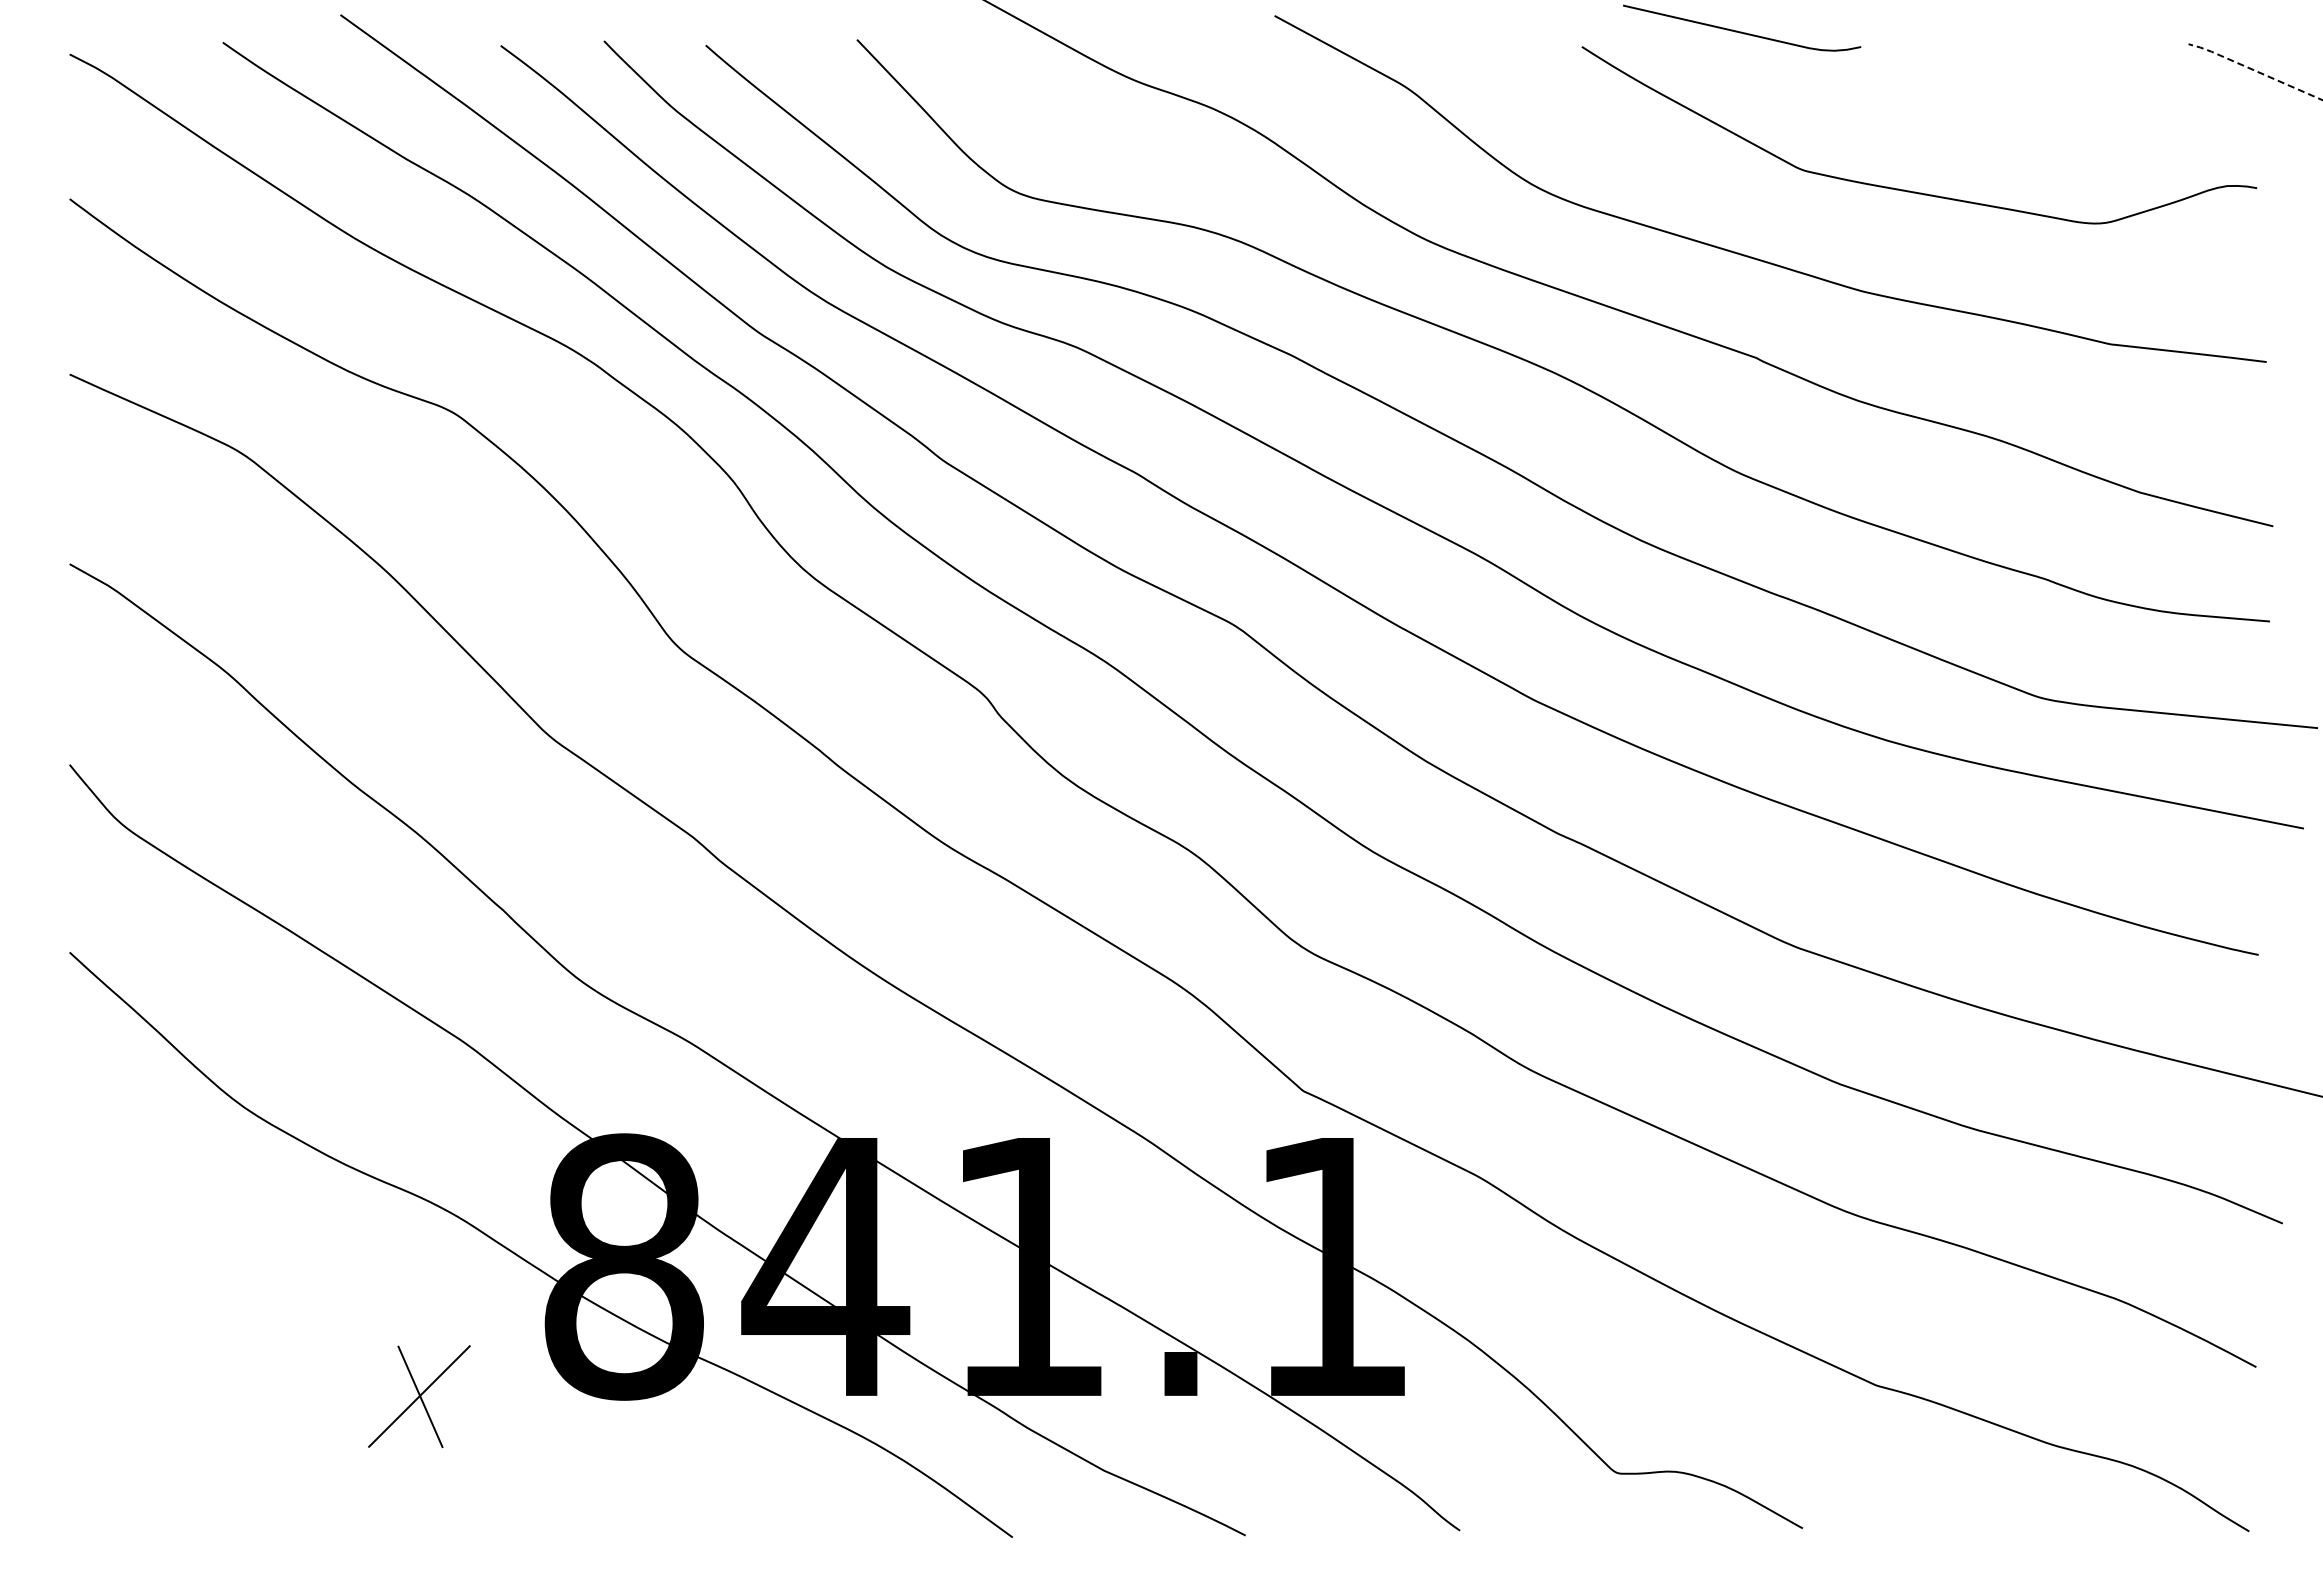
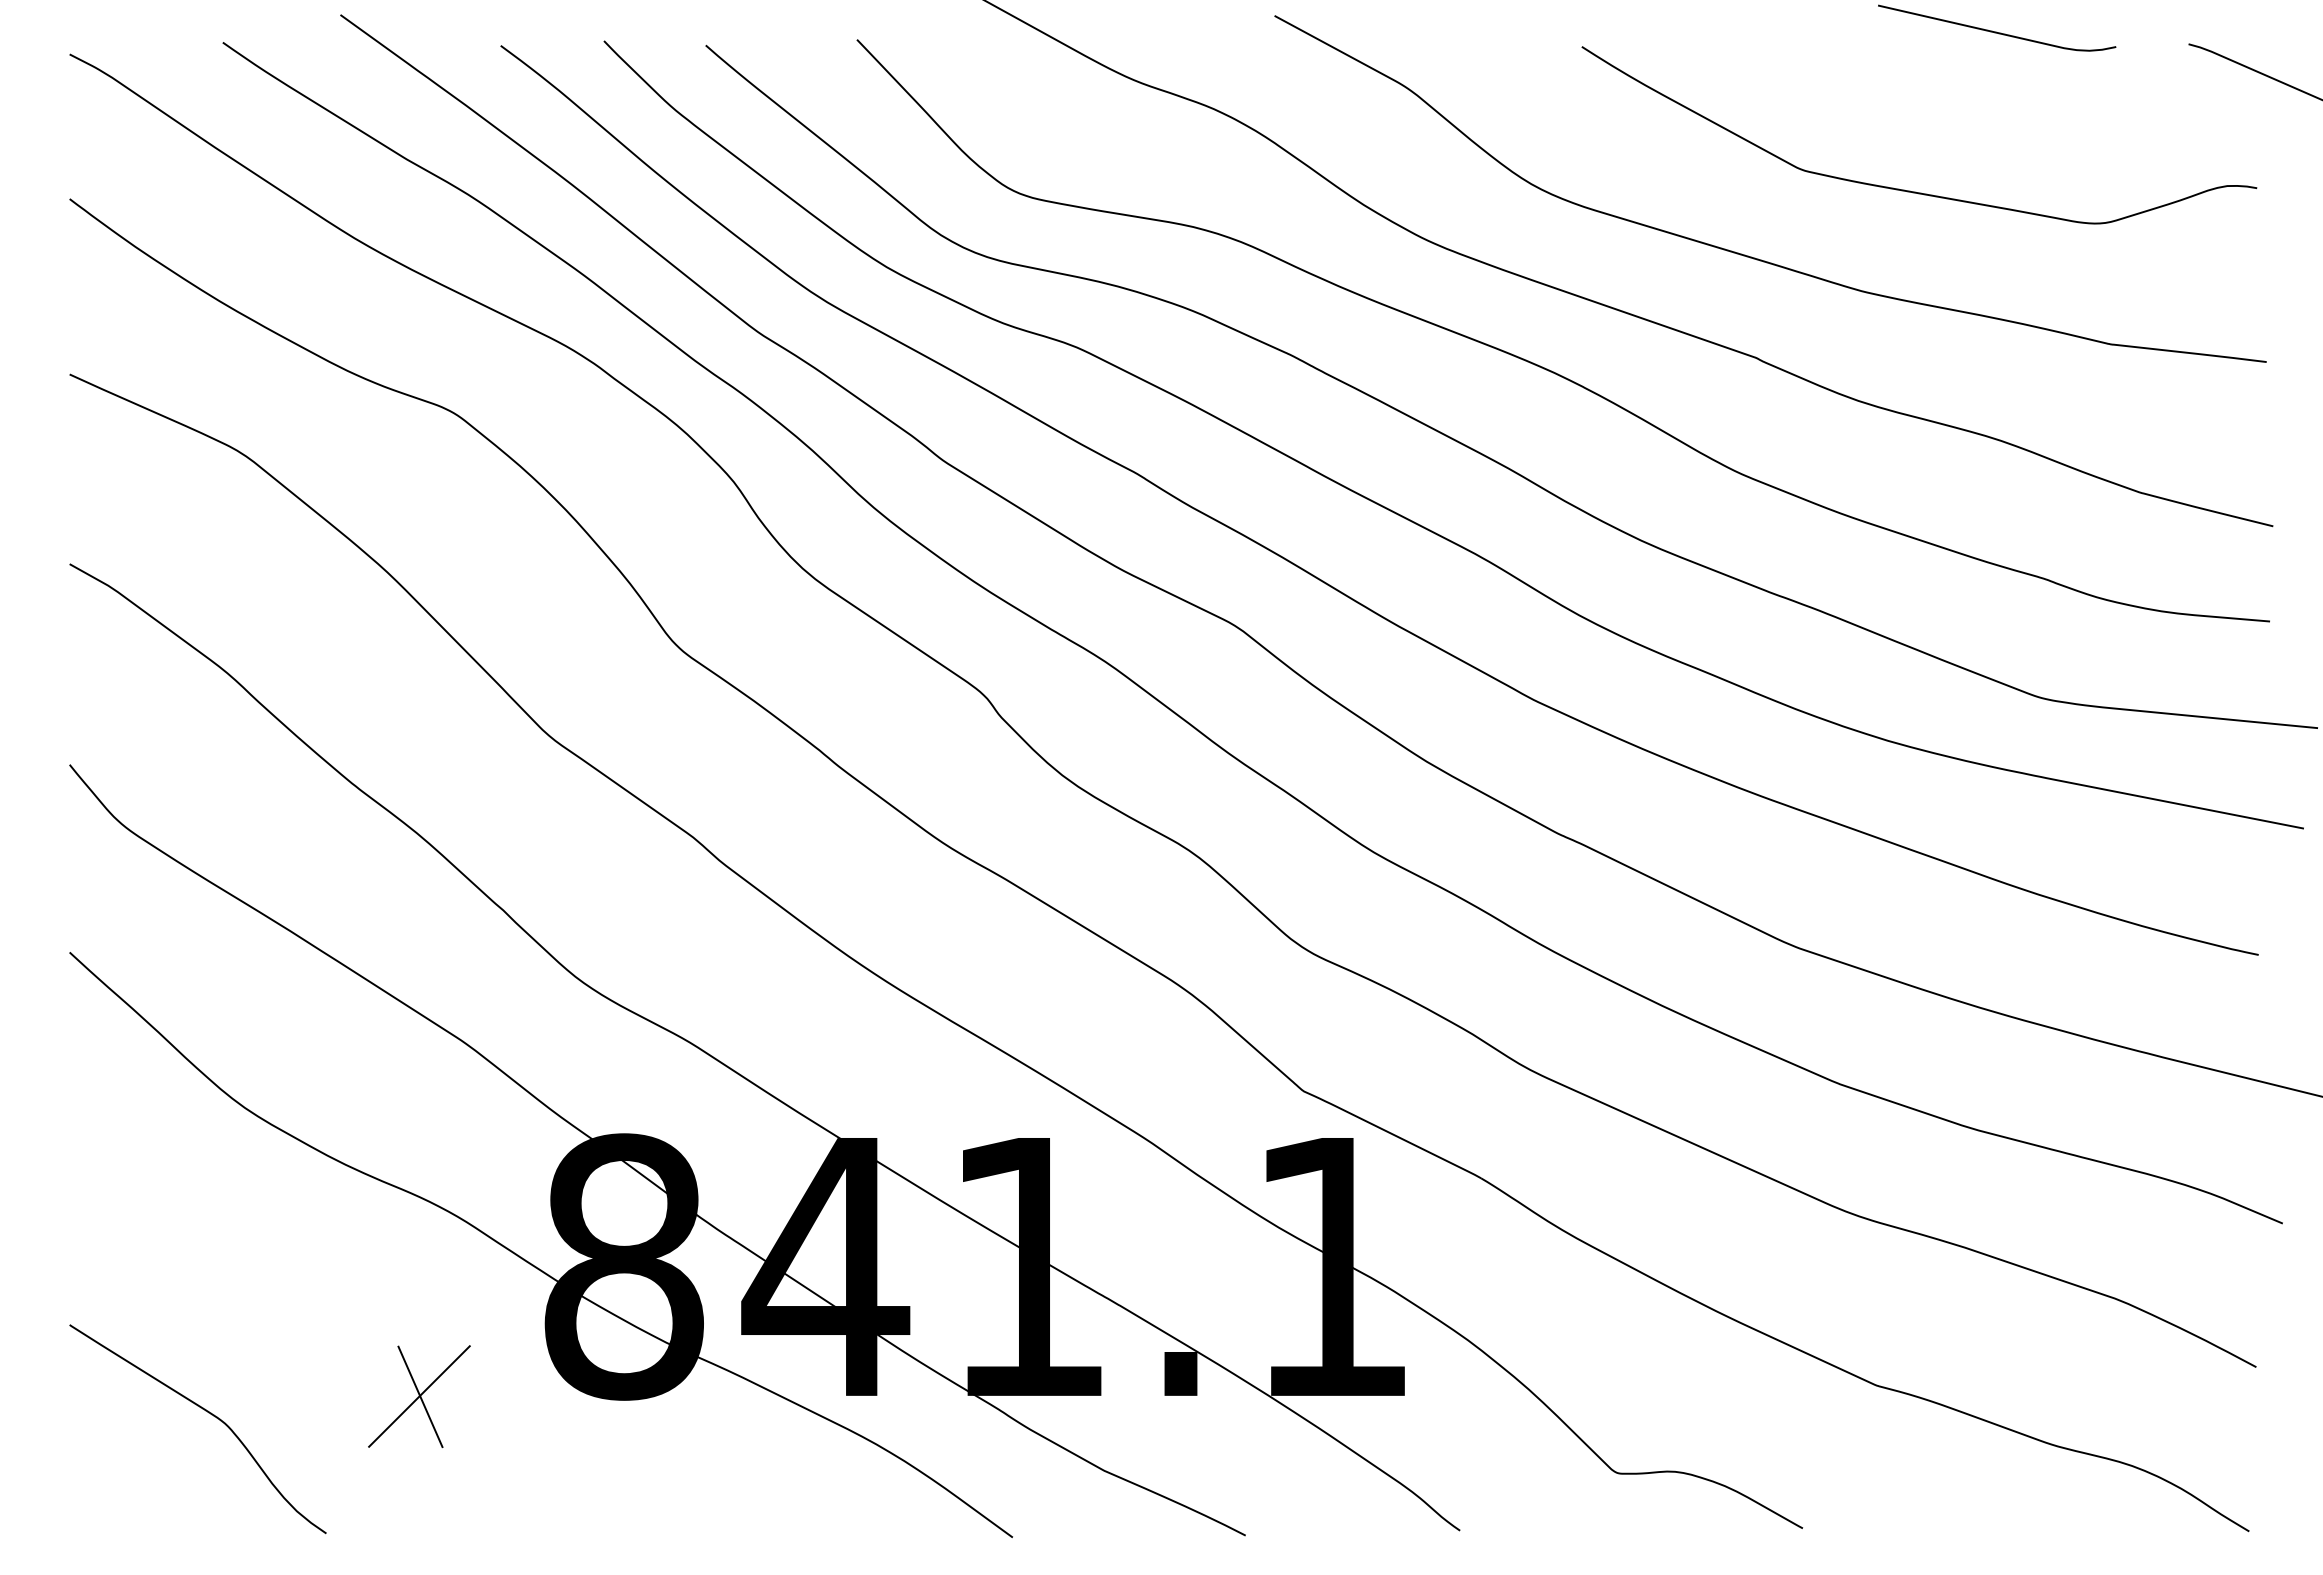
curve position: (1741, 31) -> (1996, 31) (1996, 31)
line: dashed -> solid (2254, 70)
curve: none -> present (208, 1413)
